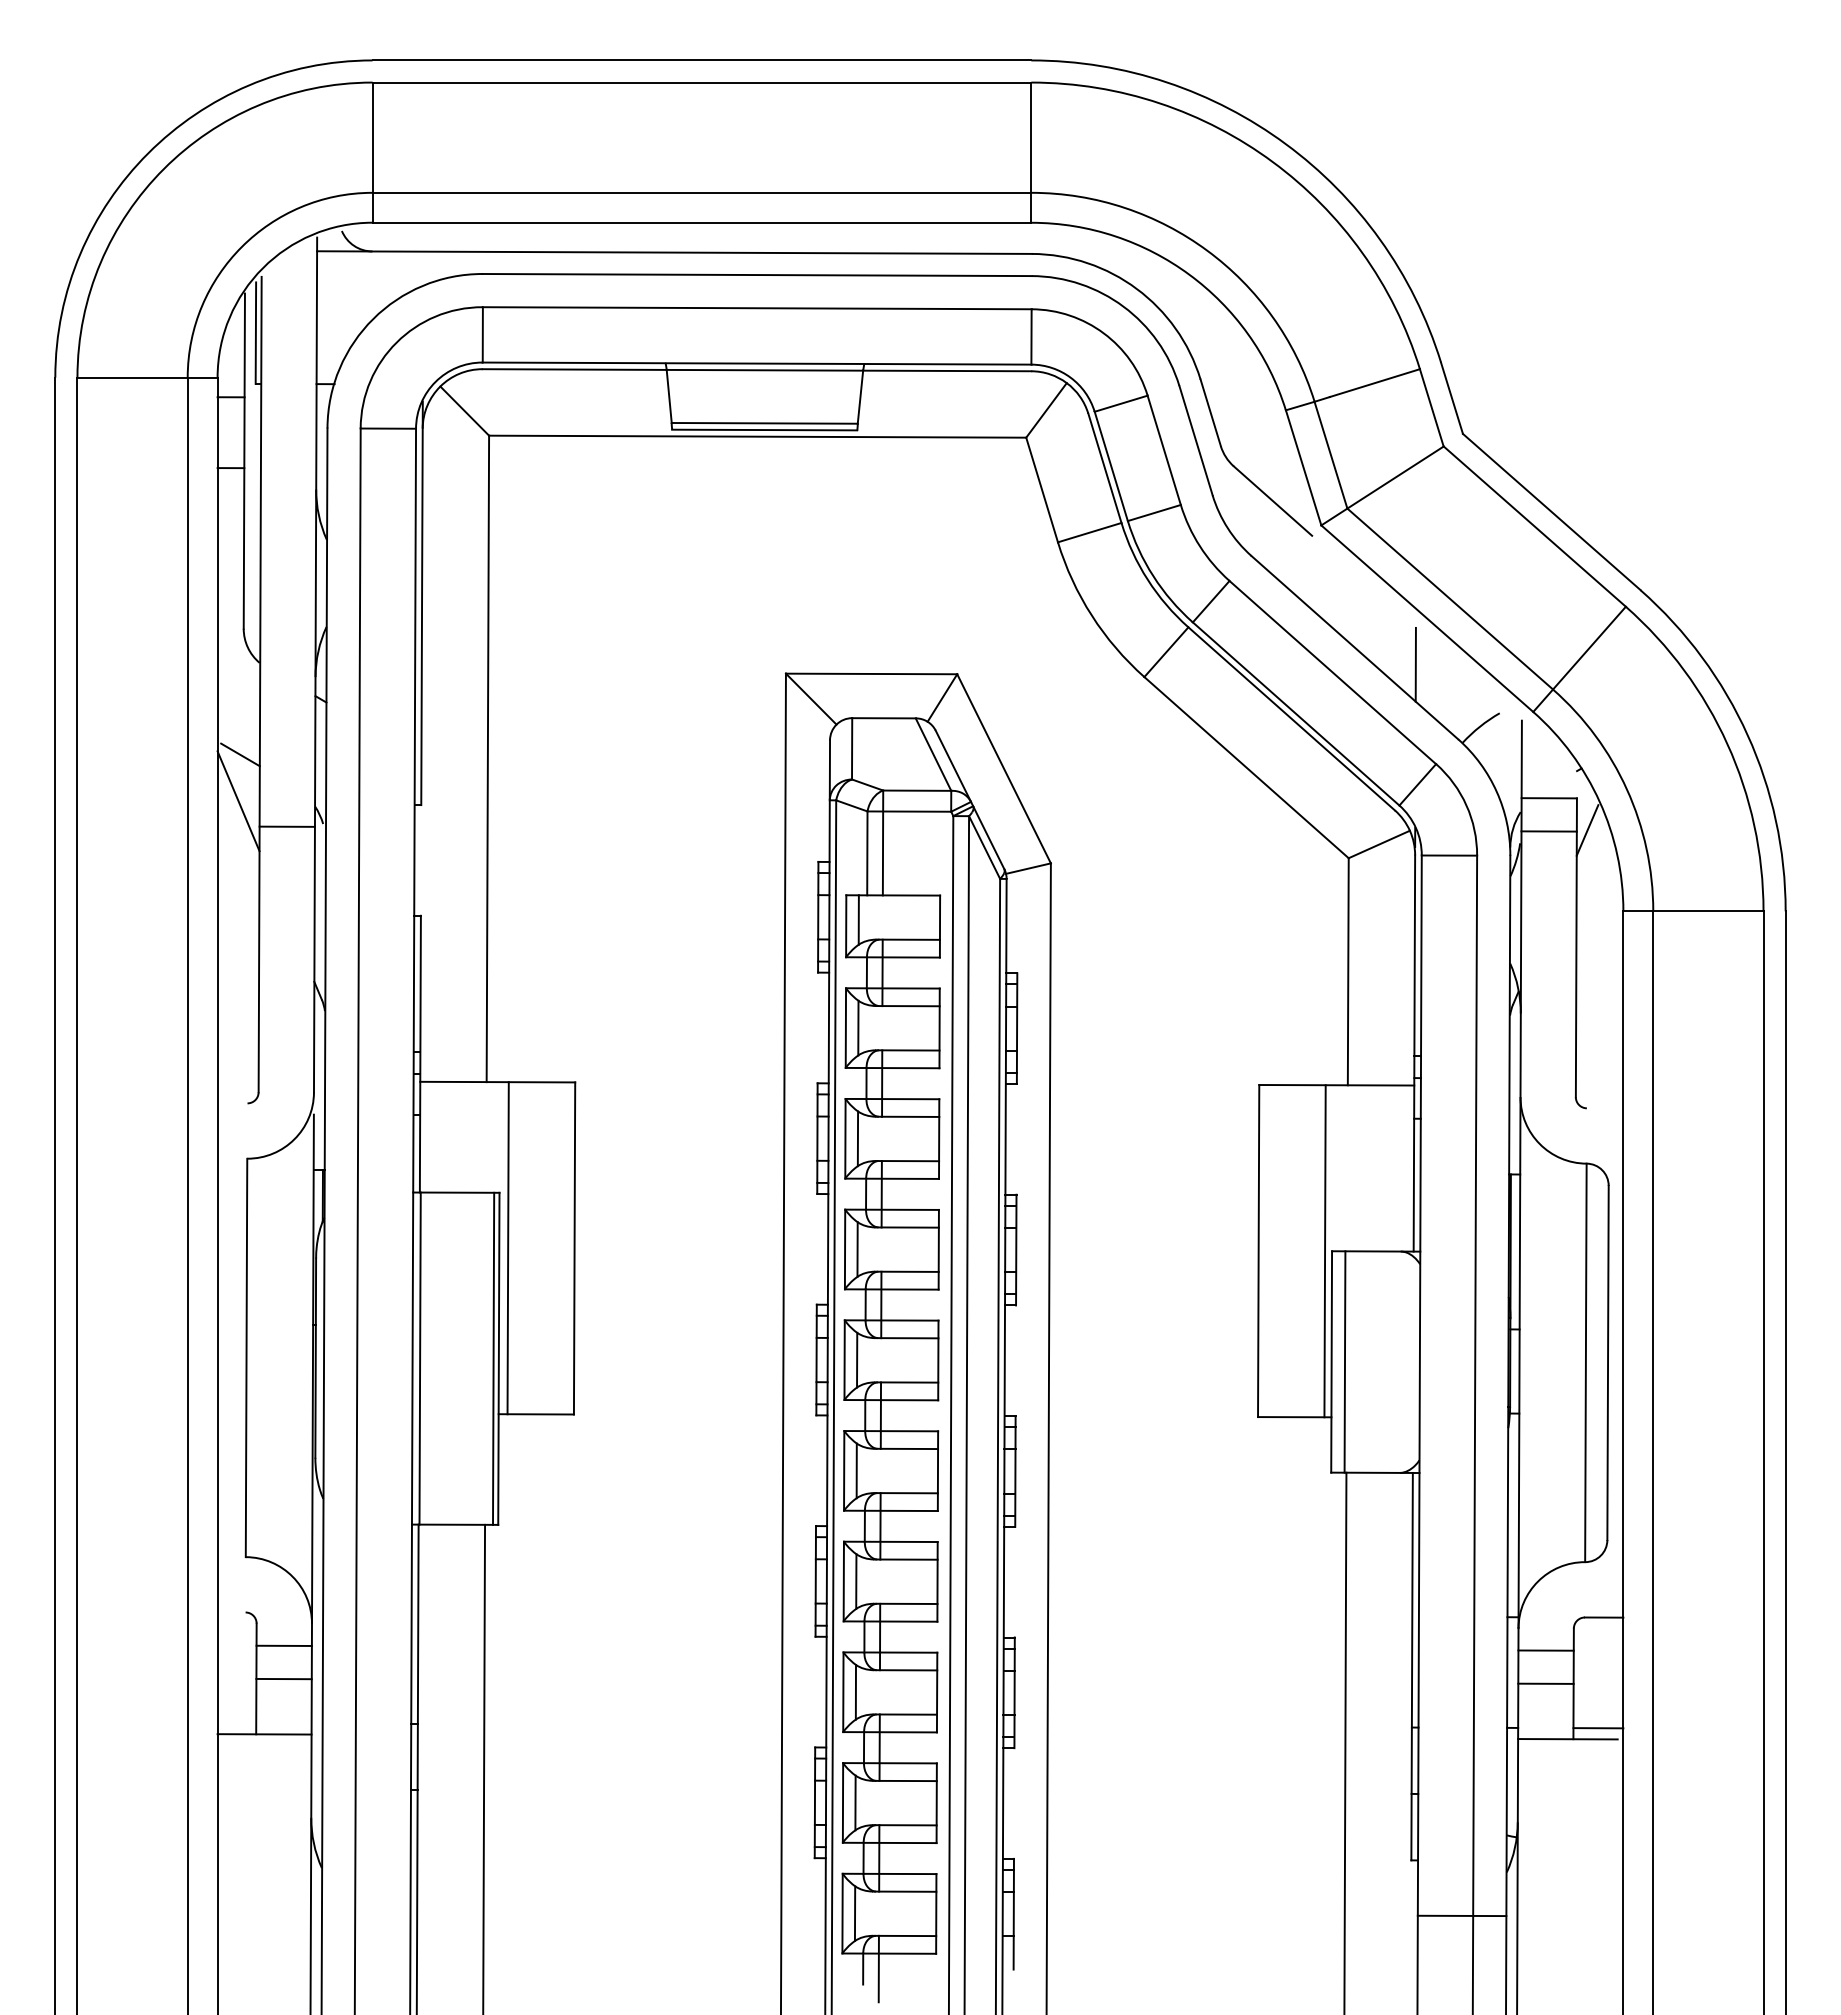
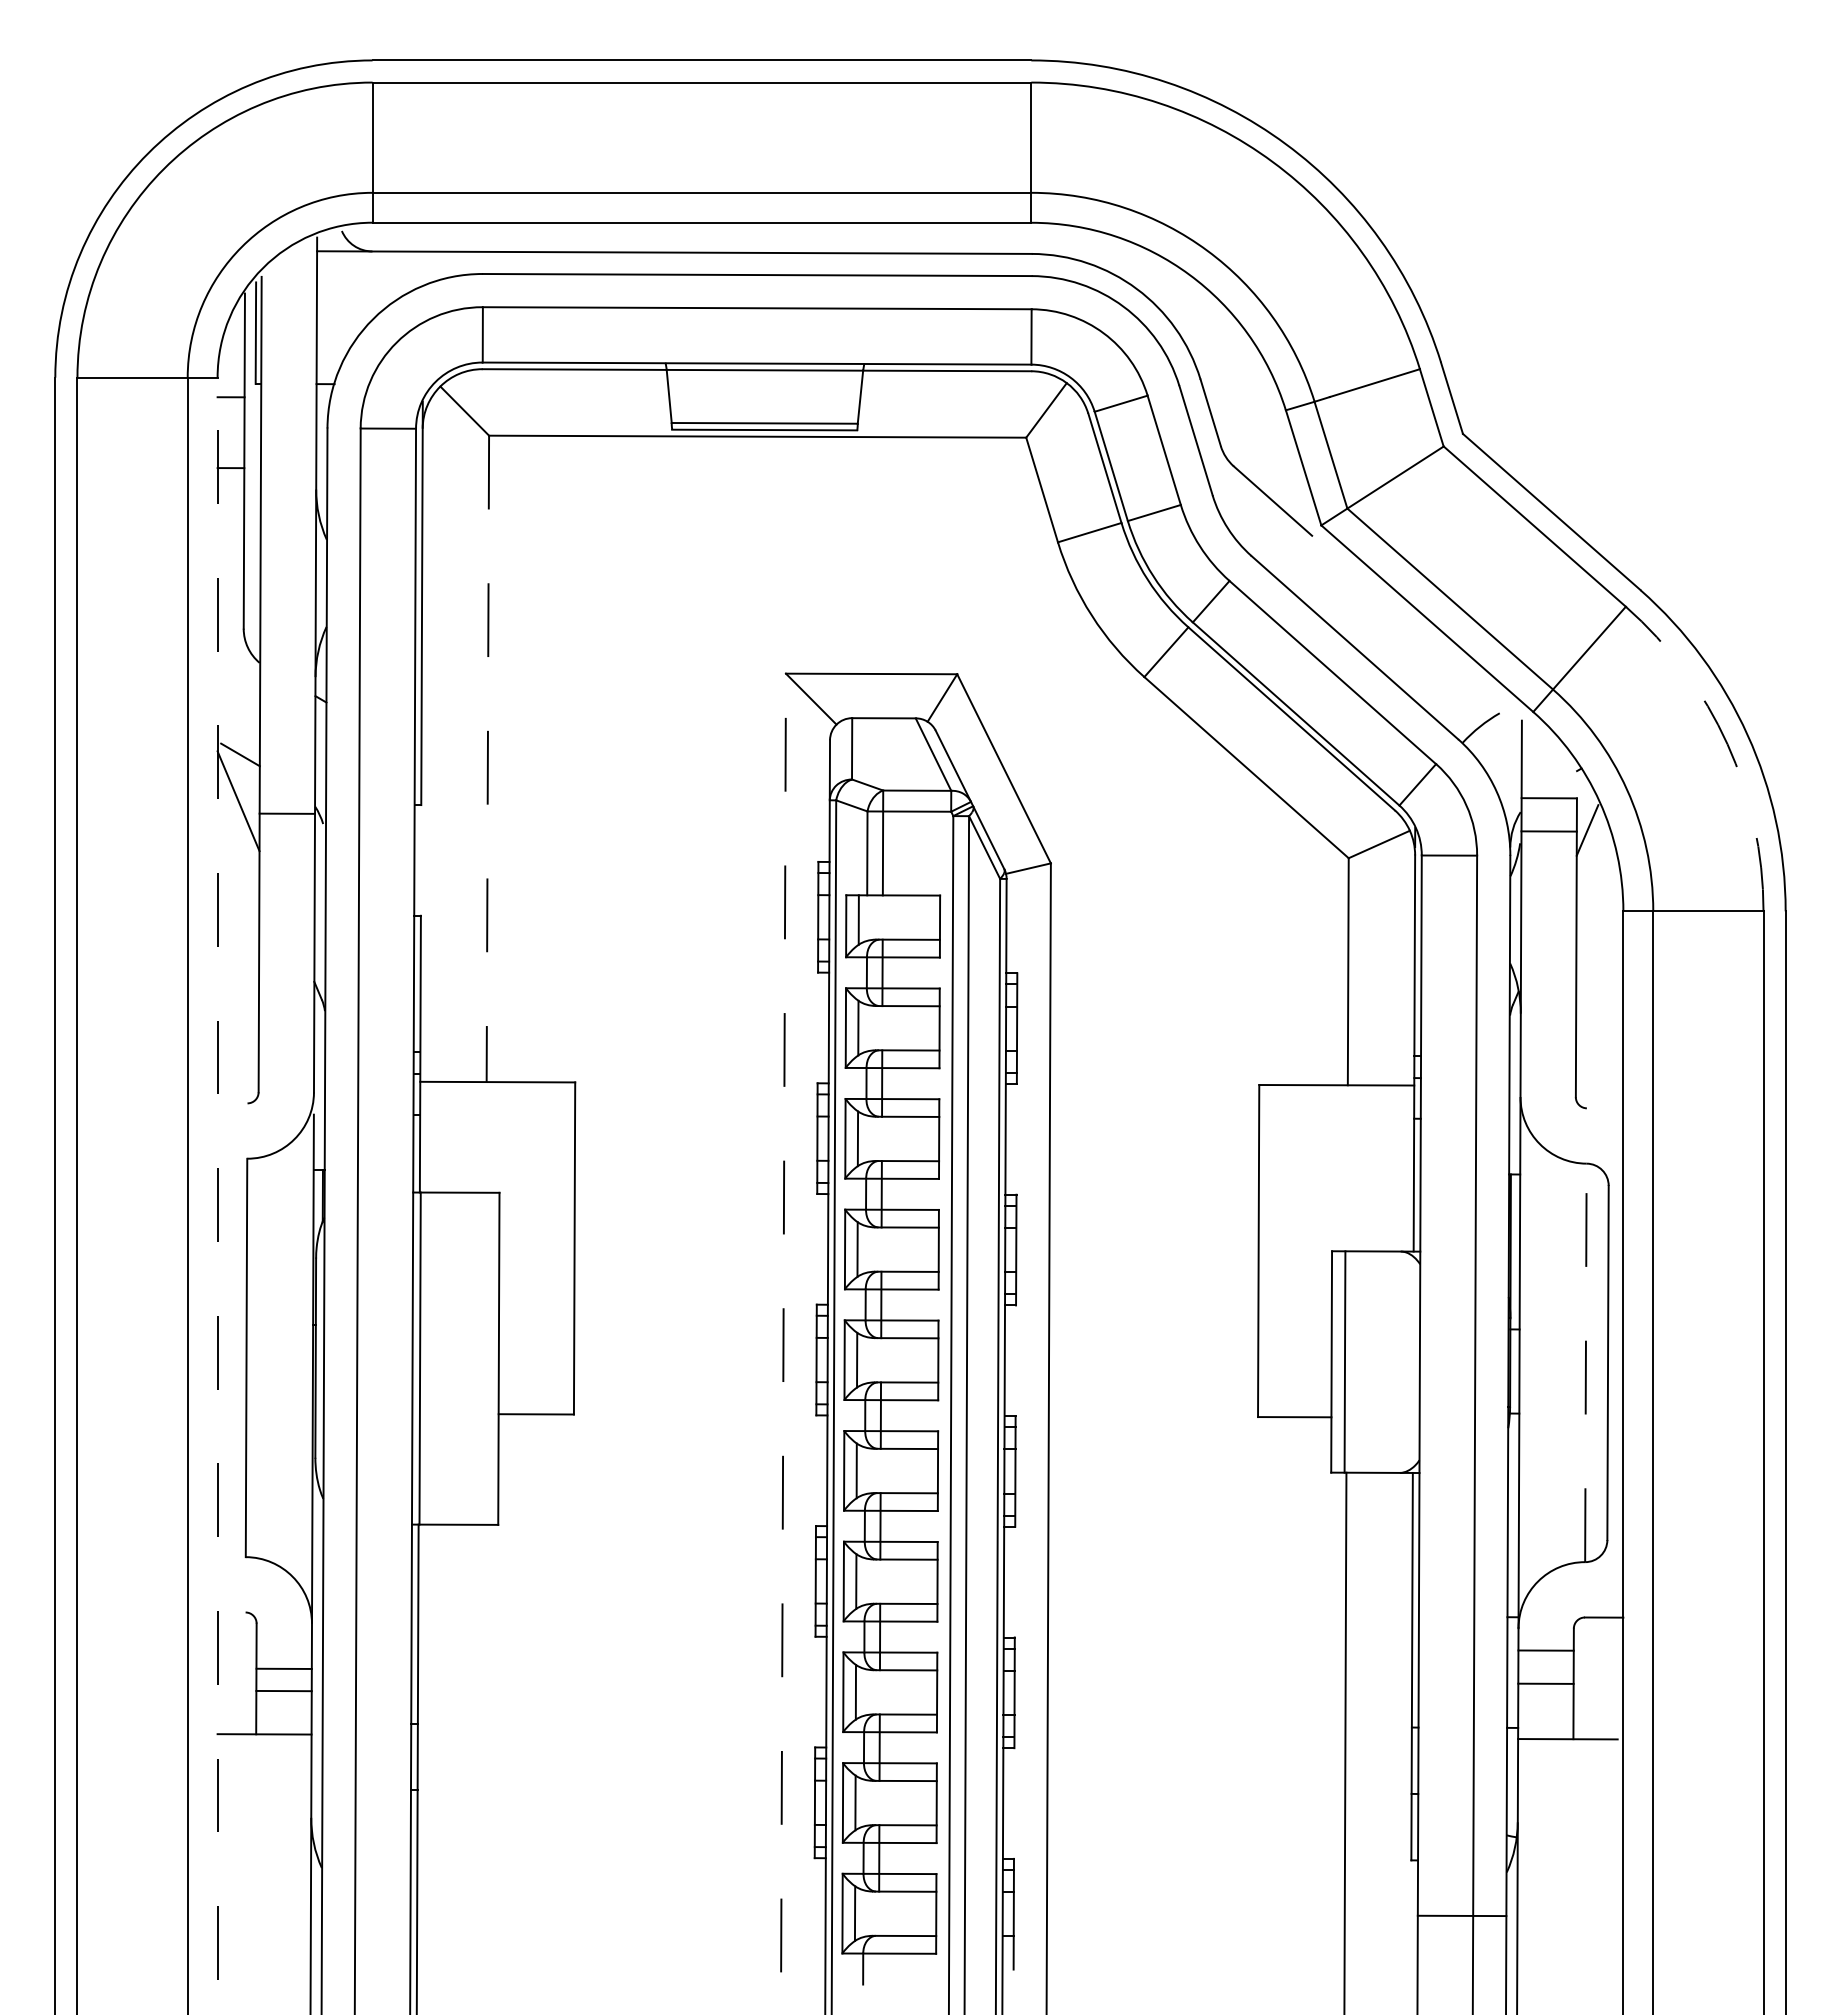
line: present -> none (1415, 664)
arc: solid -> dashed (1727, 744)
line: solid -> dashed (487, 759)
line position: (286, 826) -> (286, 813) (286, 813)
line: solid -> dashed (217, 1195)
line: present -> none (507, 1248)
line: present -> none (1324, 1251)
line: solid -> dashed (783, 1343)
line: present -> none (493, 1358)
line: solid -> dashed (1585, 1362)
line position: (283, 1645) -> (283, 1668) (283, 1668)
line position: (283, 1678) -> (283, 1690) (283, 1690)
line: present -> none (1598, 1728)
line: present -> none (484, 1767)
line: present -> none (878, 1968)
